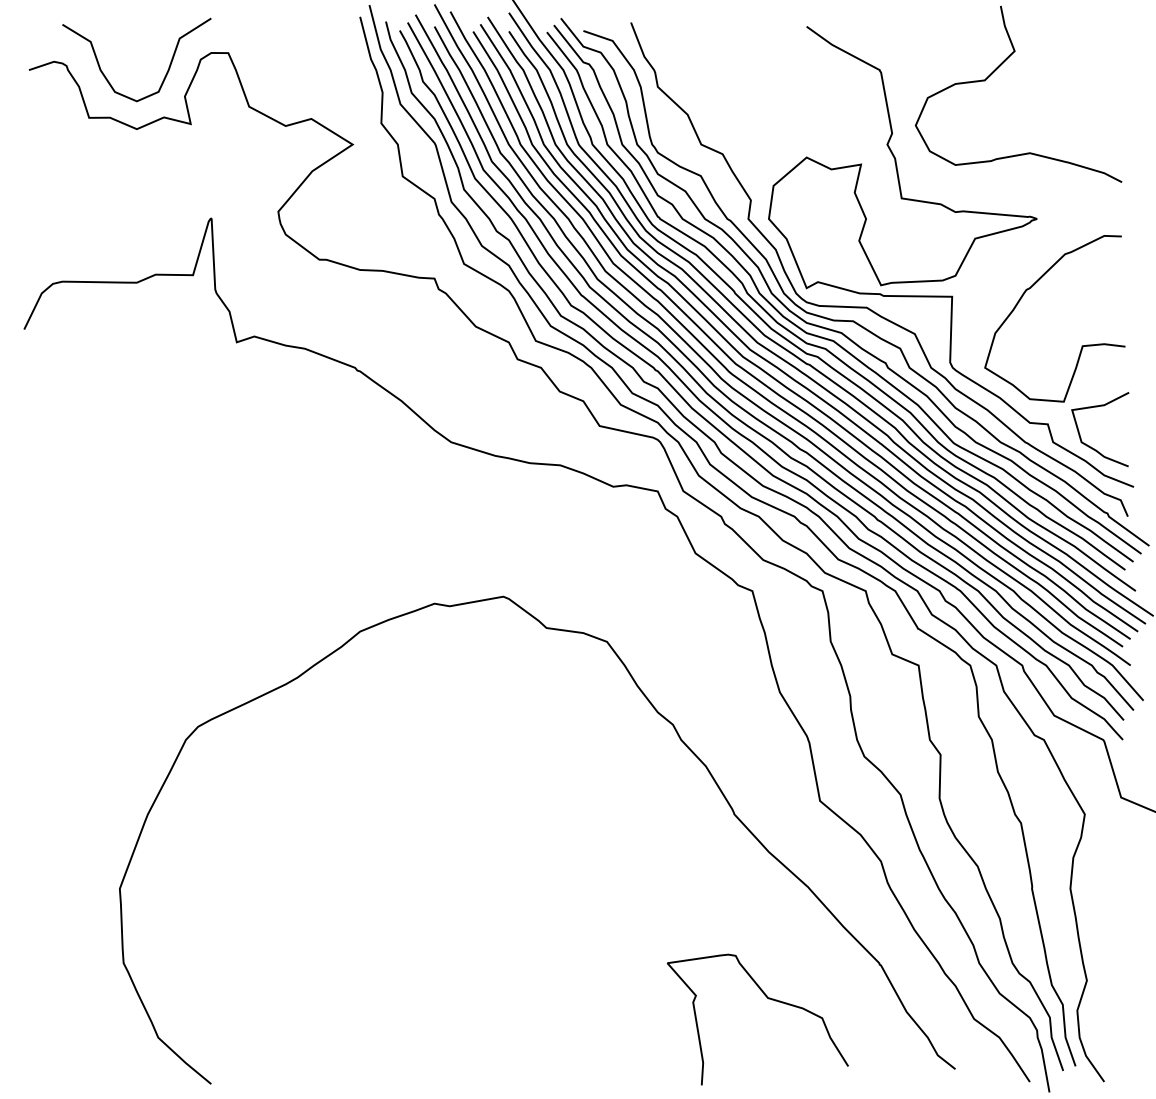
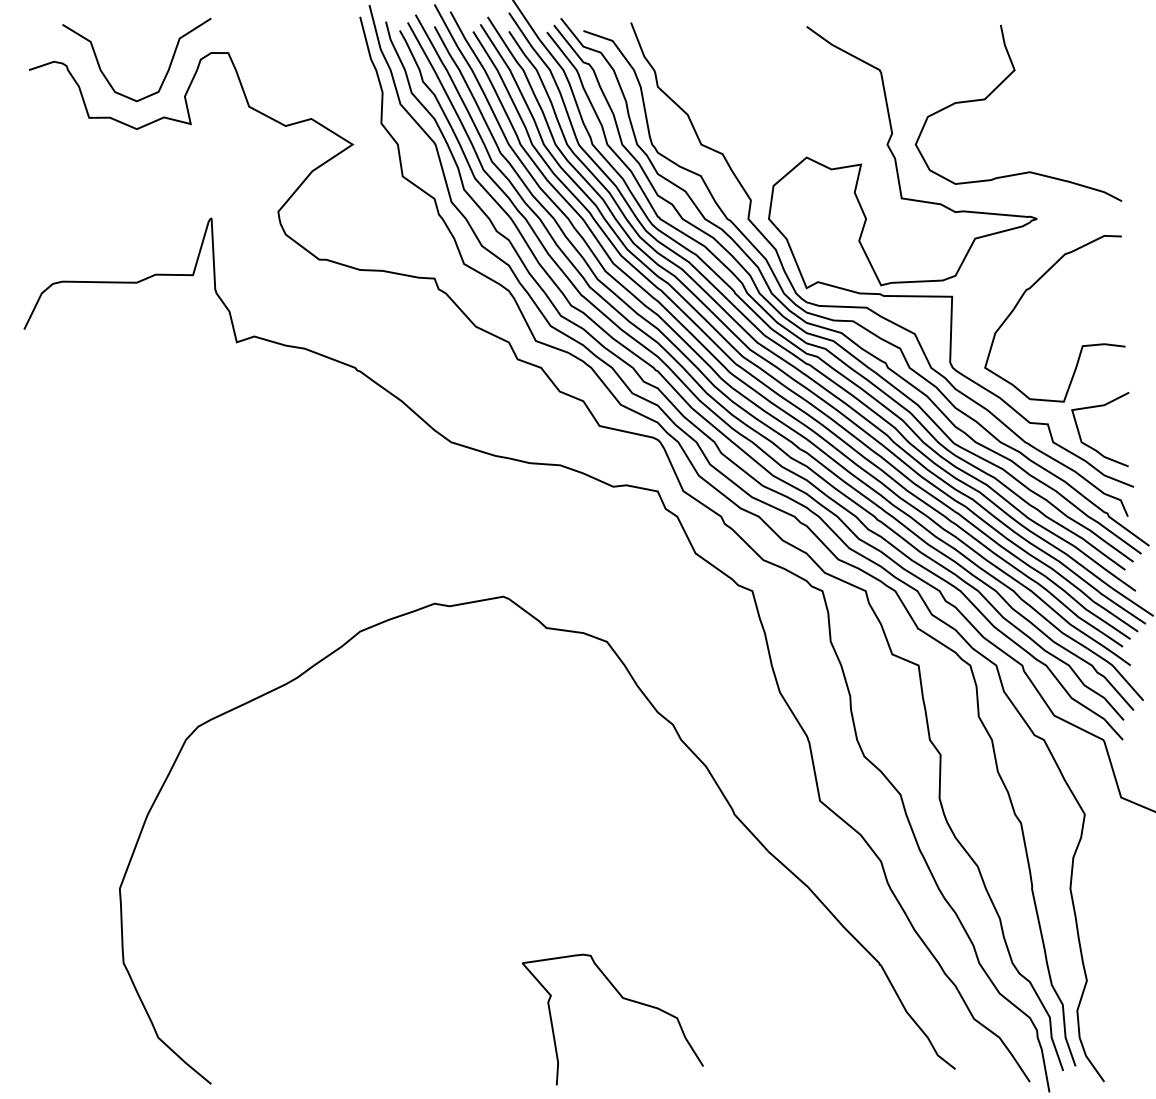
curve position: (996, 70) -> (996, 89) (996, 89)
curve position: (768, 999) -> (623, 999) (623, 999)
